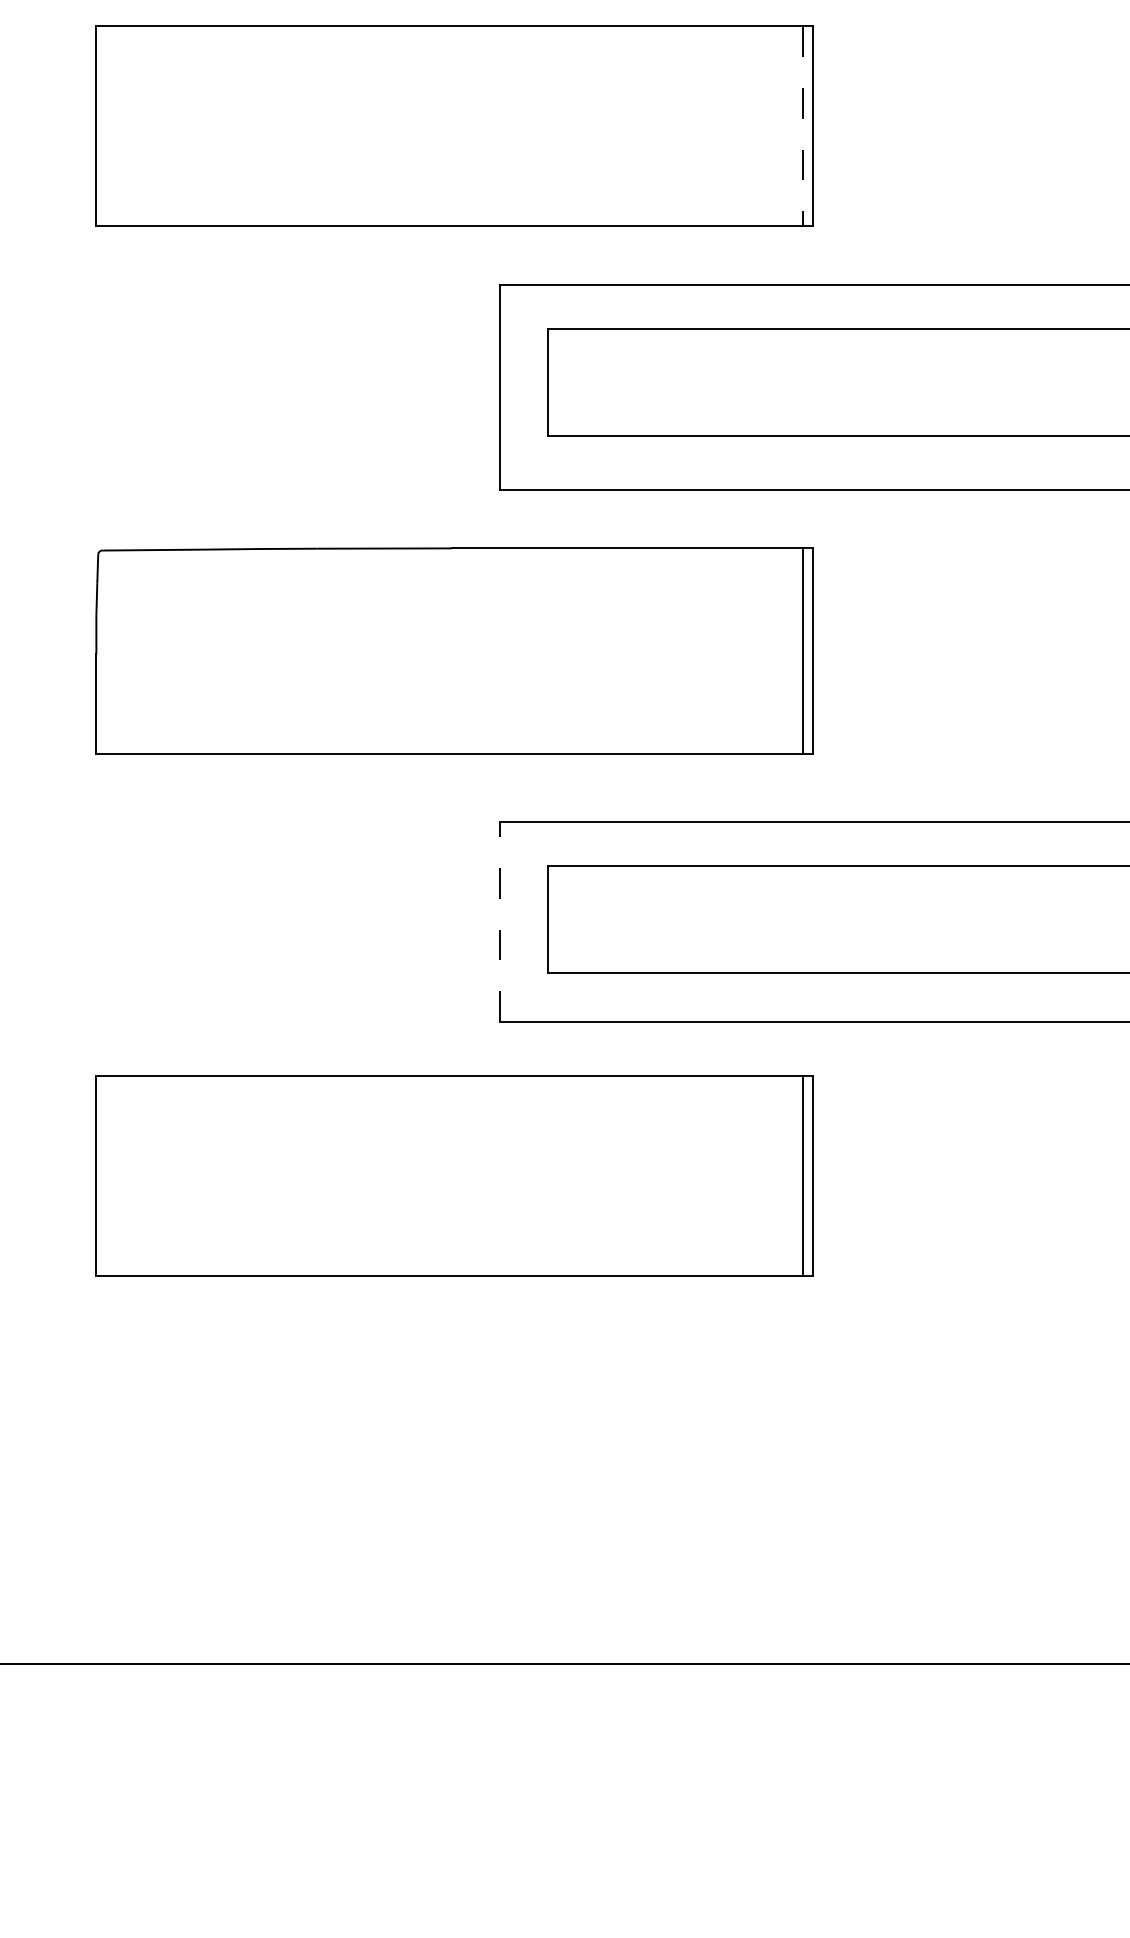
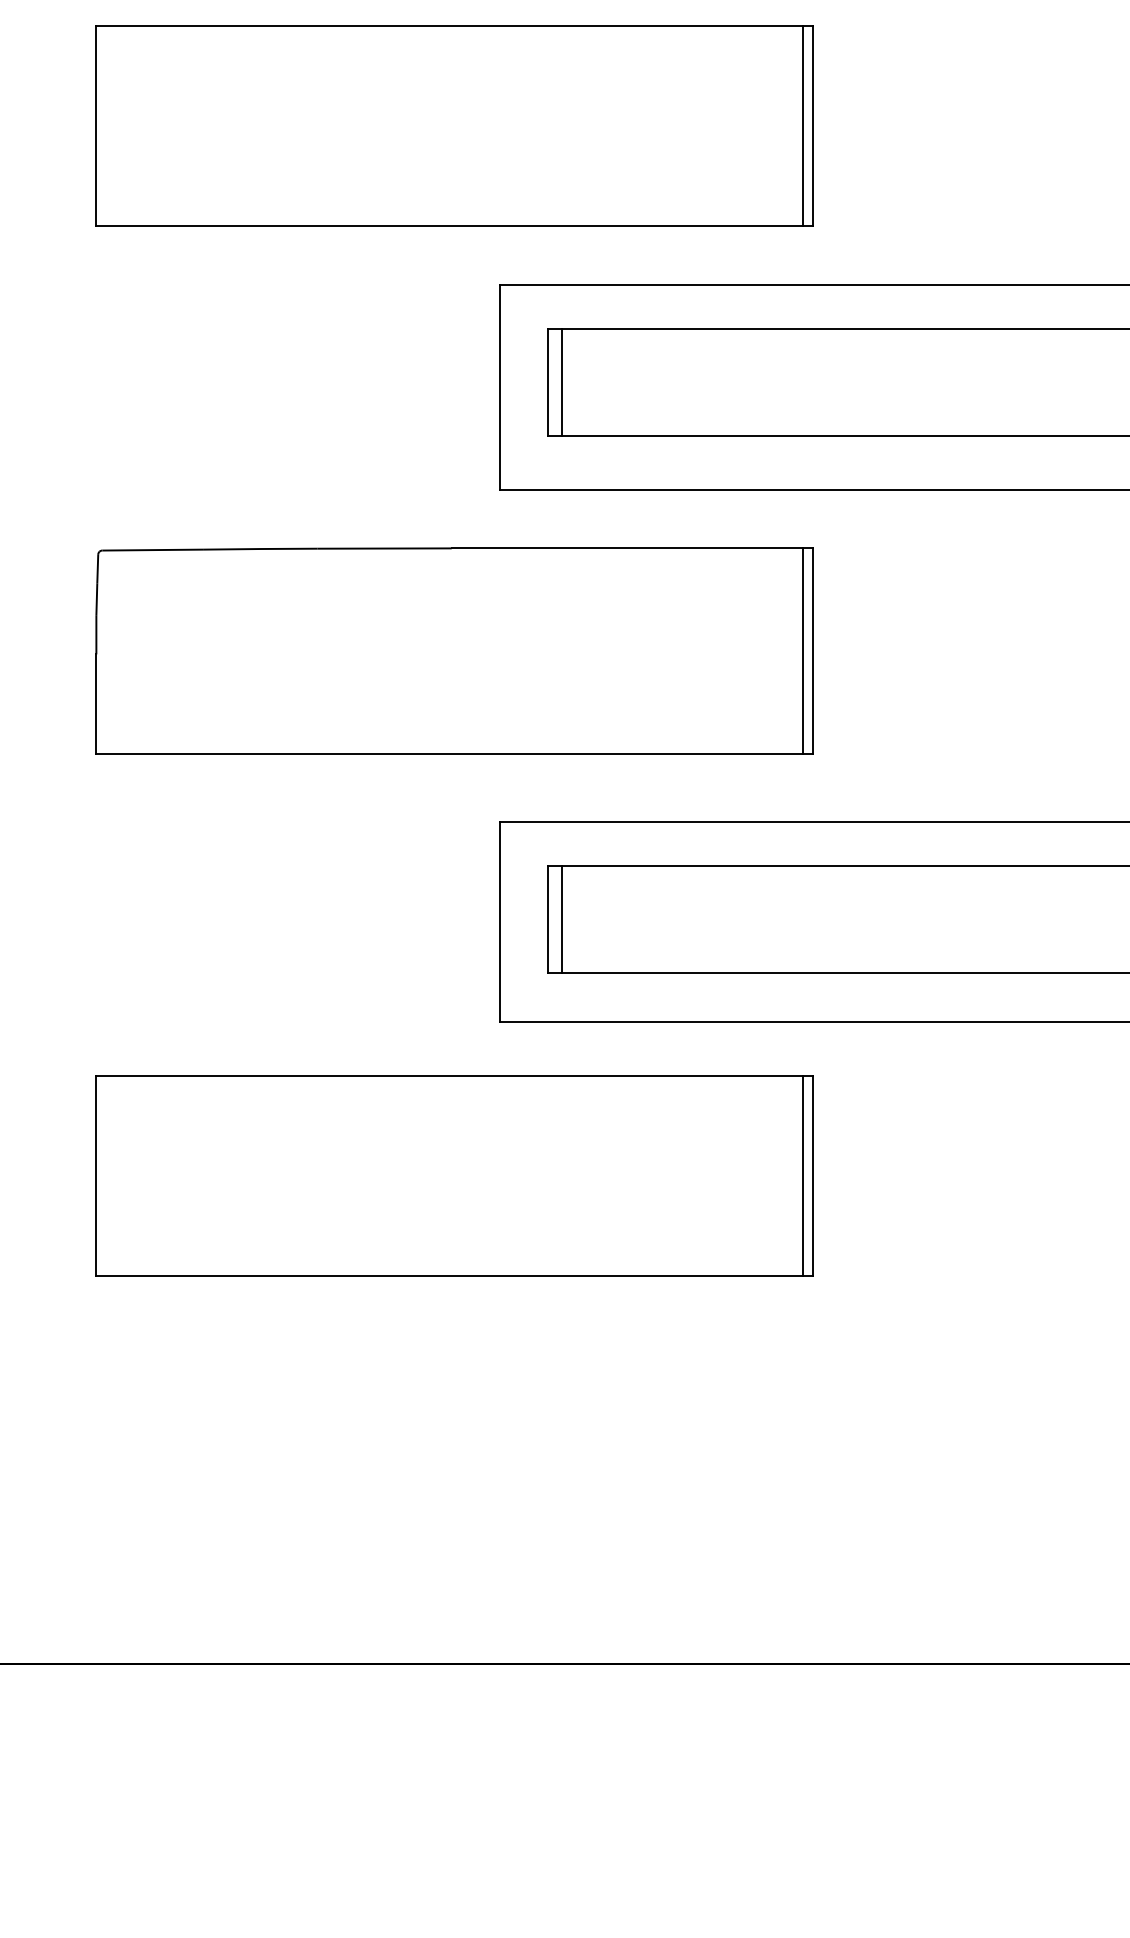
line: dashed -> solid (802, 126)
line: none -> present (561, 382)
line: none -> present (561, 919)
line: dashed -> solid (499, 921)
